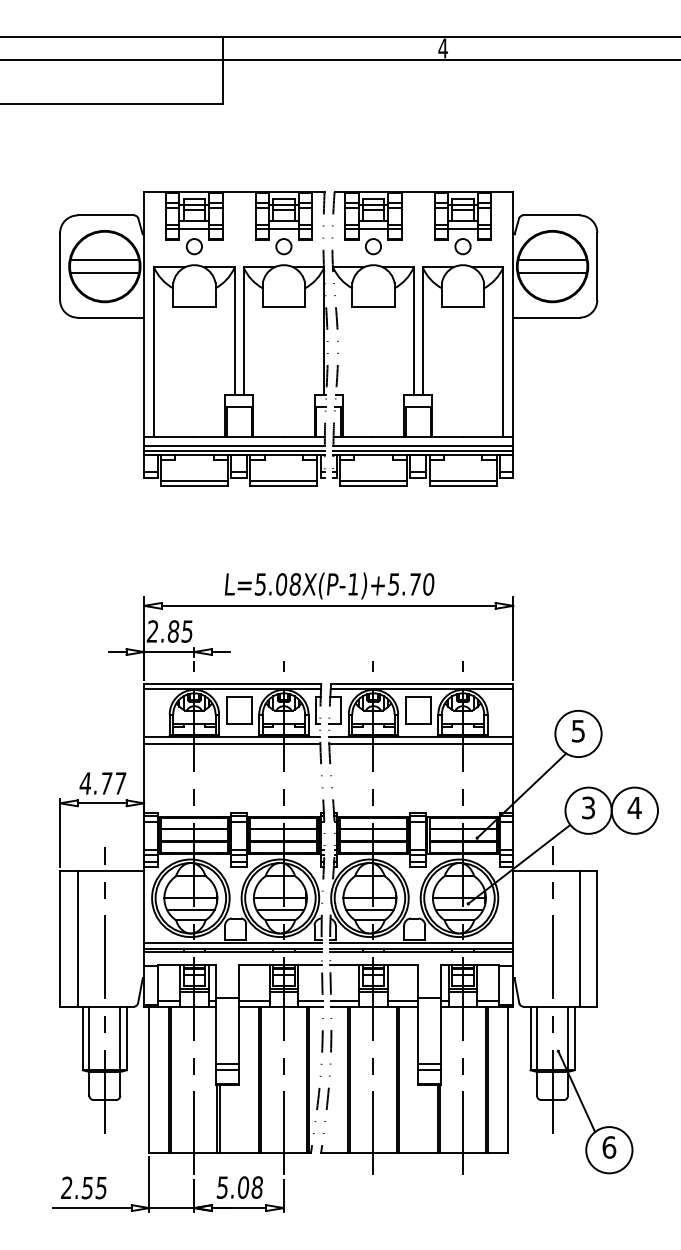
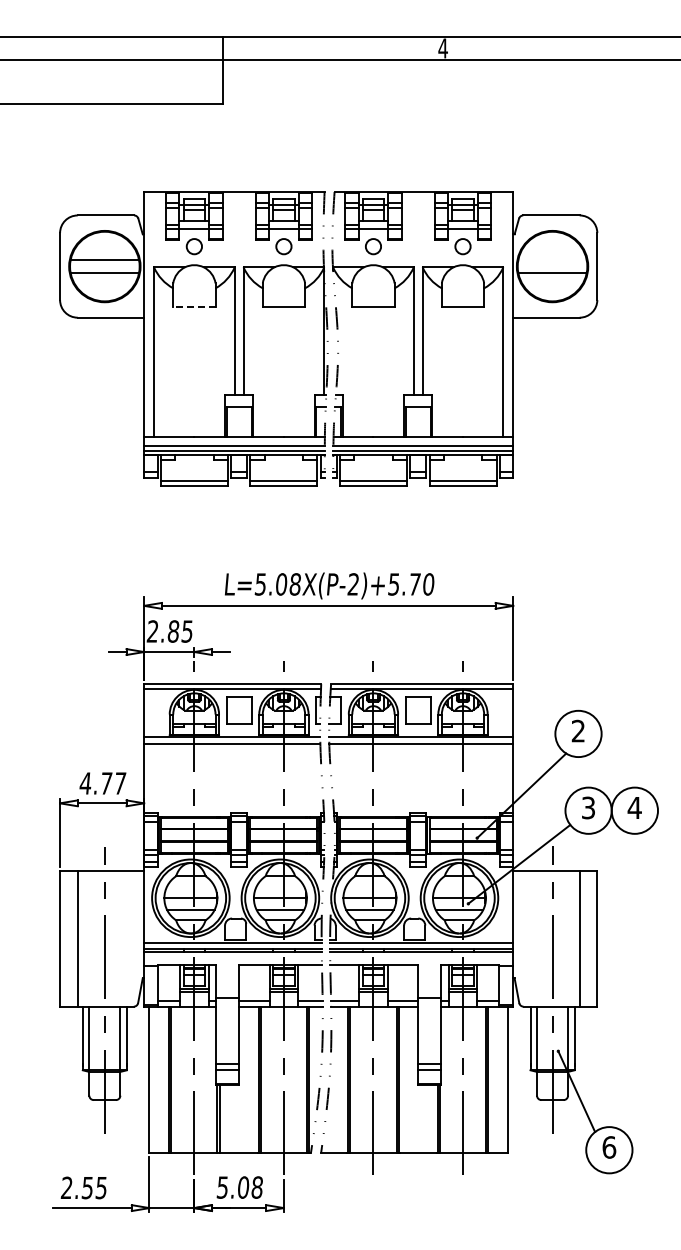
line: present -> none (552, 259)
line: solid -> dashed (193, 307)
text: L=5.08X(P-1)+5.70 -> L=5.08X(P-2)+5.70 (352, 584)
text: 5 -> 2 (577, 730)
